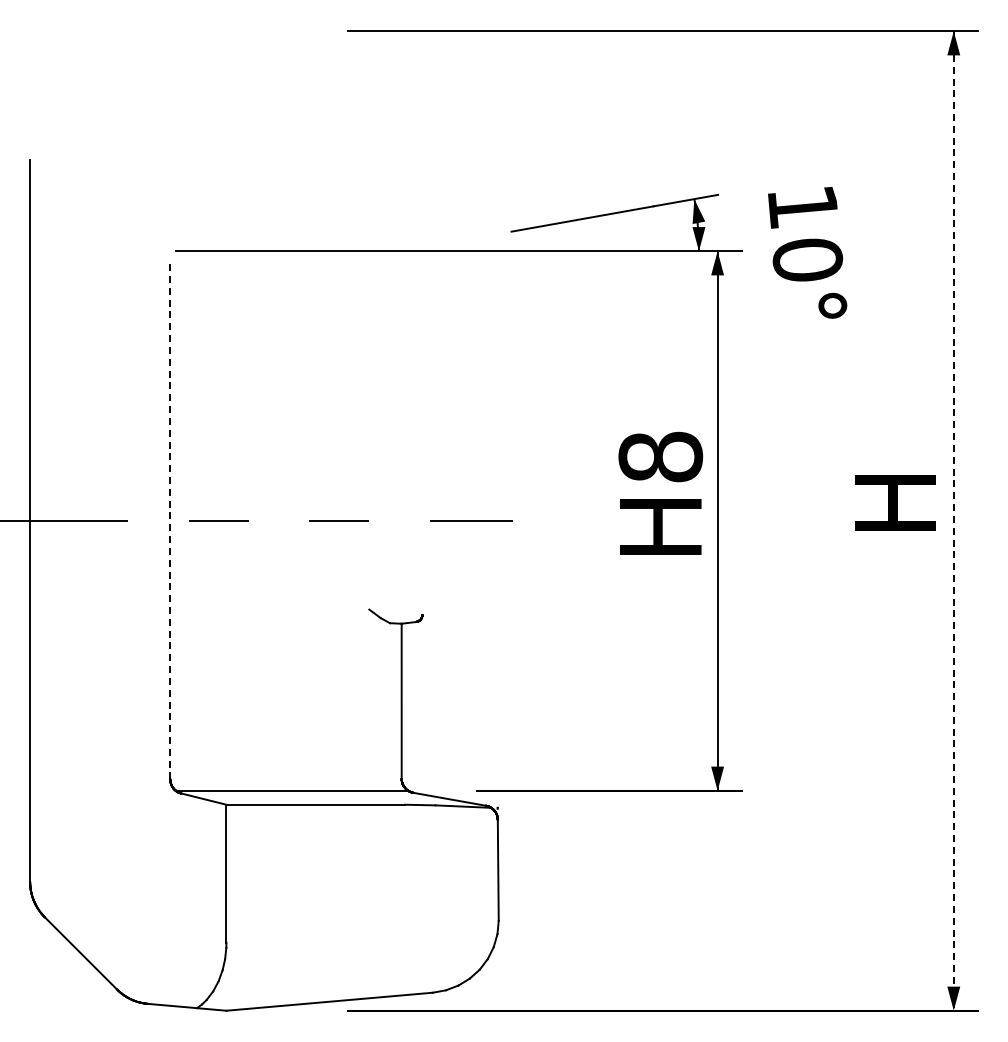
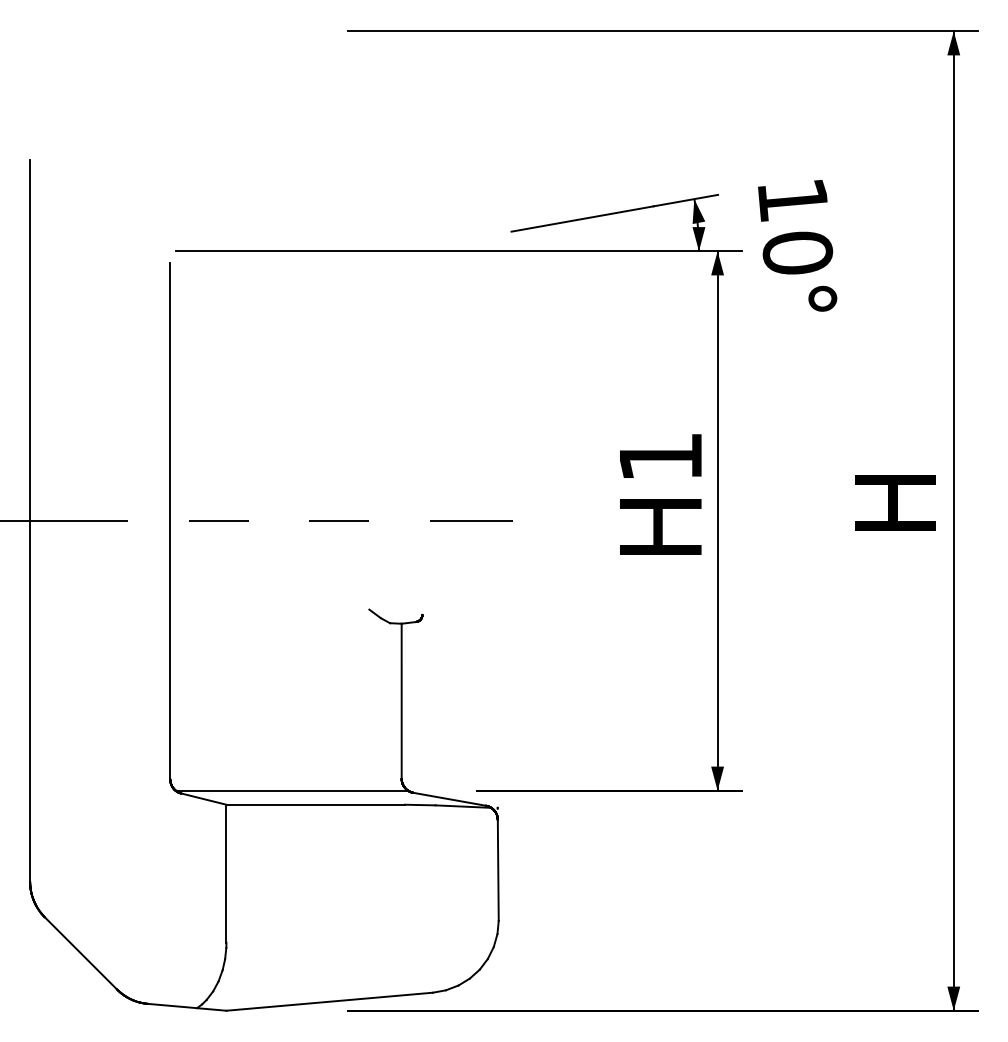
text position: (807, 252) -> (797, 245) (797, 245)
text: H8 -> H1 (660, 456)
line: dashed -> solid (170, 520)
line: dashed -> solid (953, 520)
